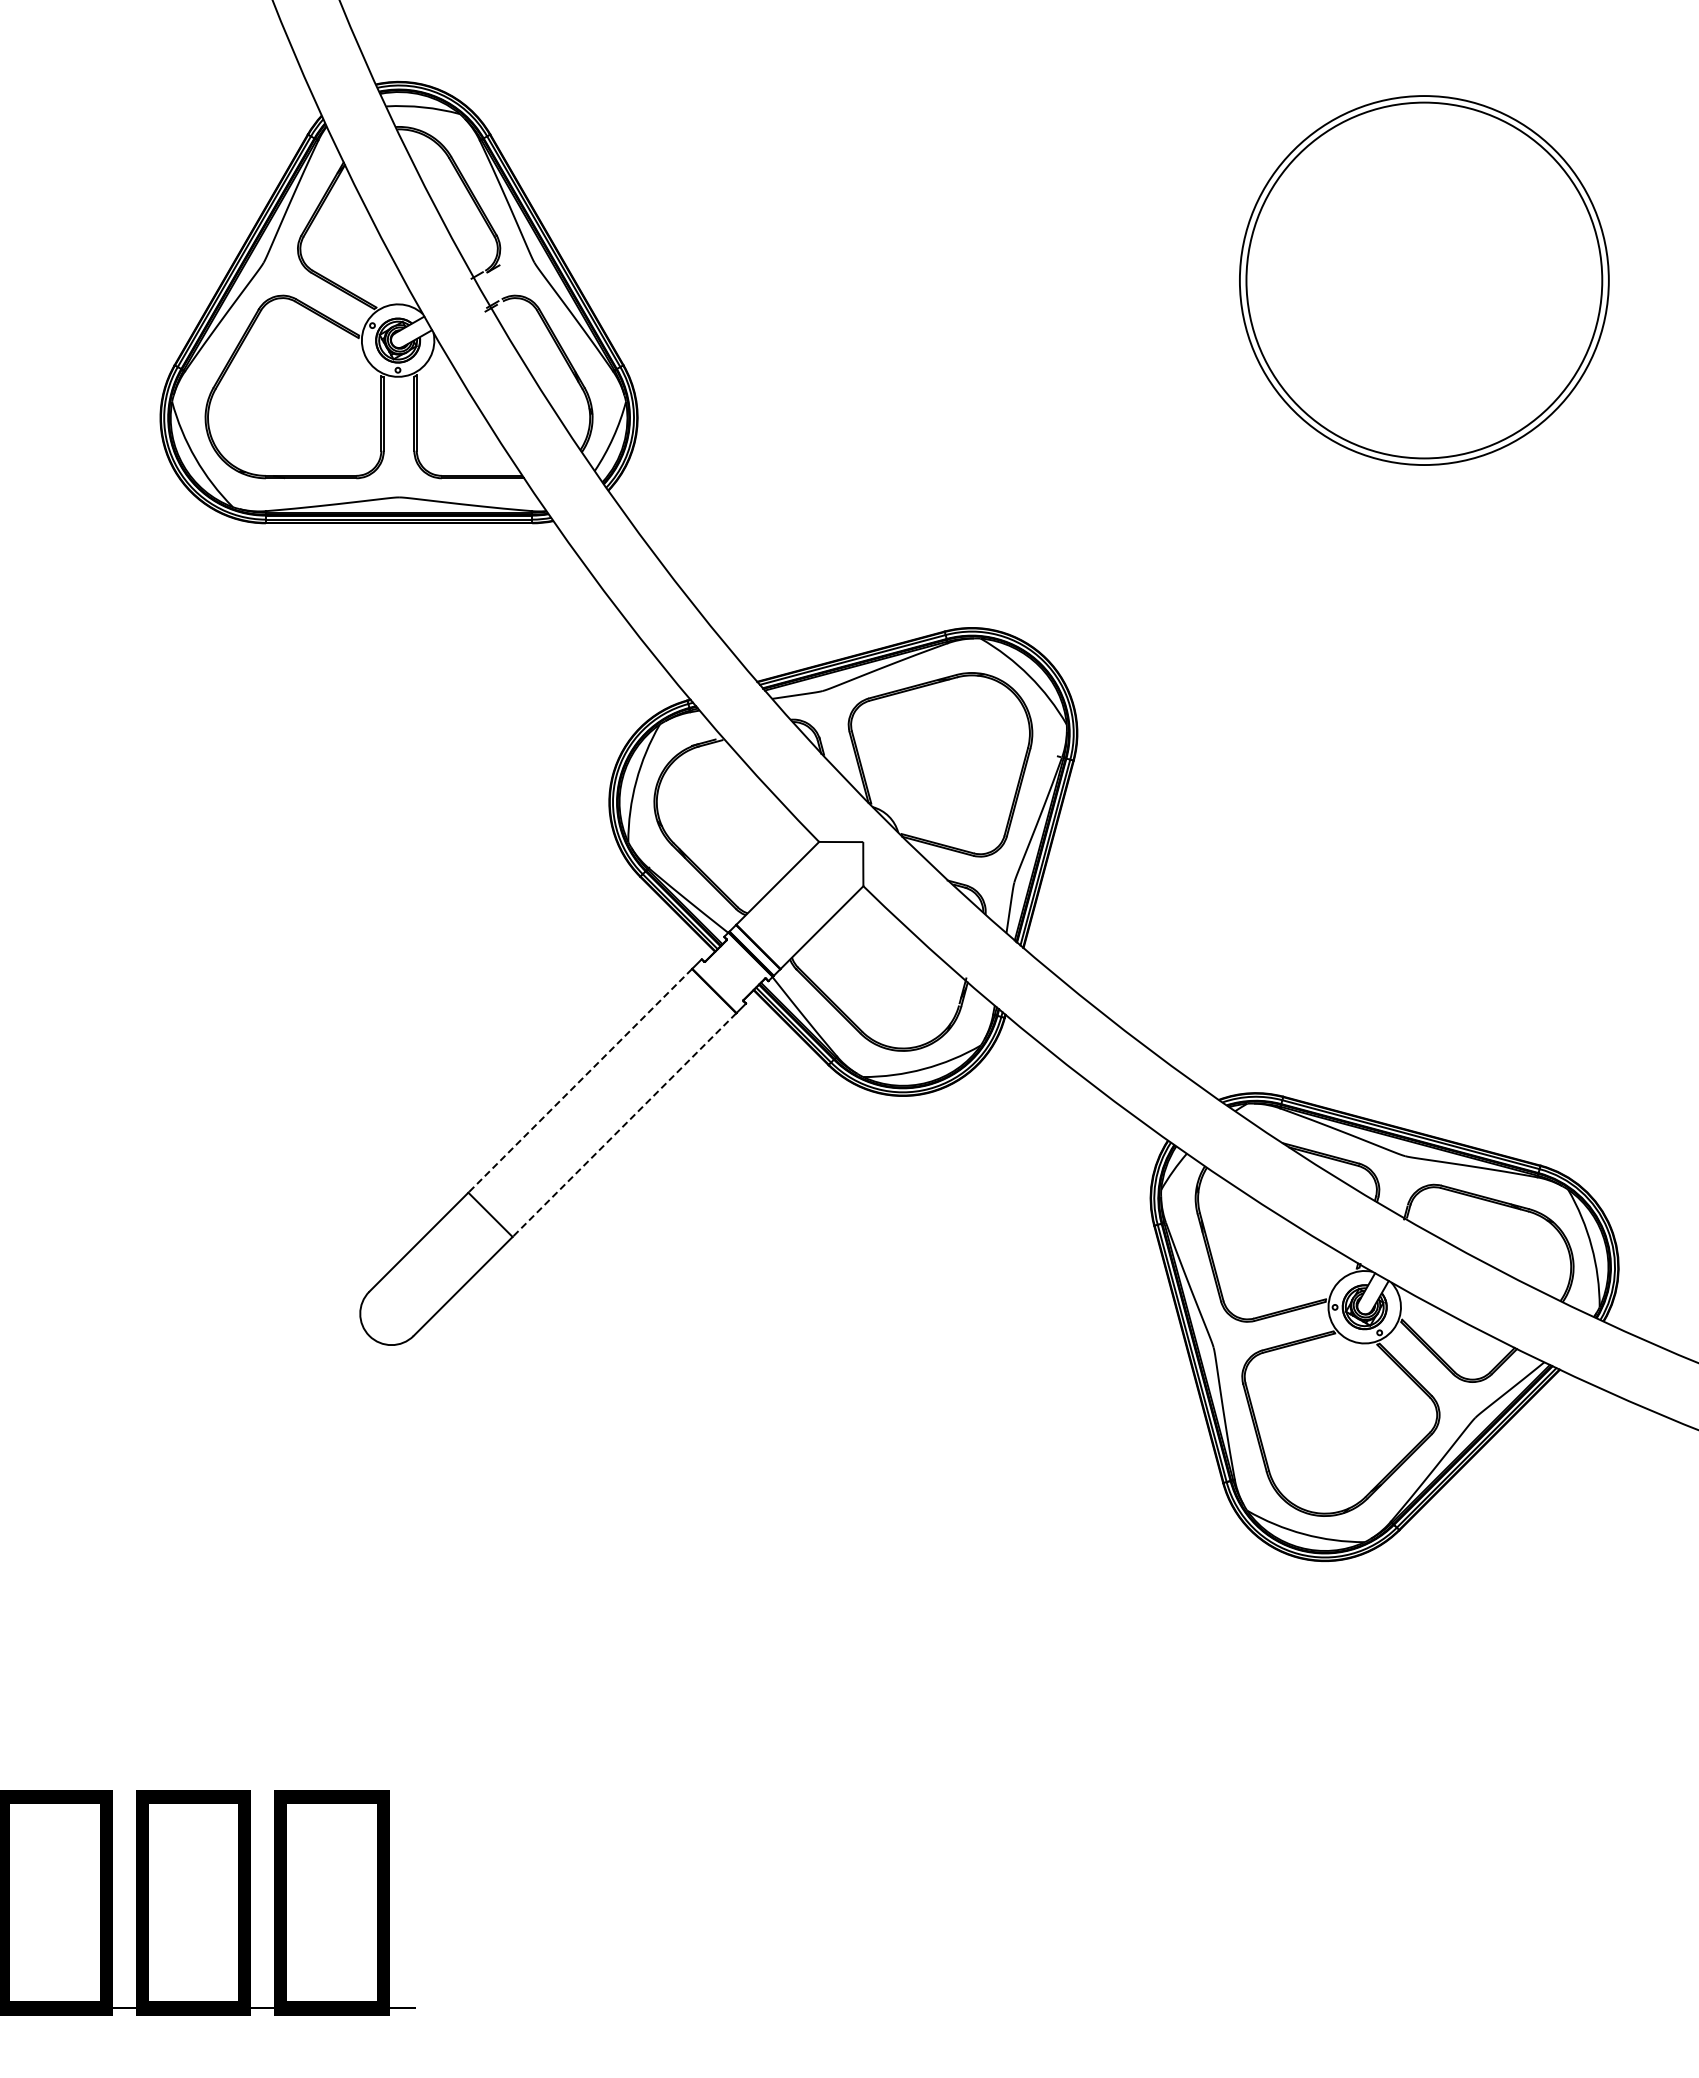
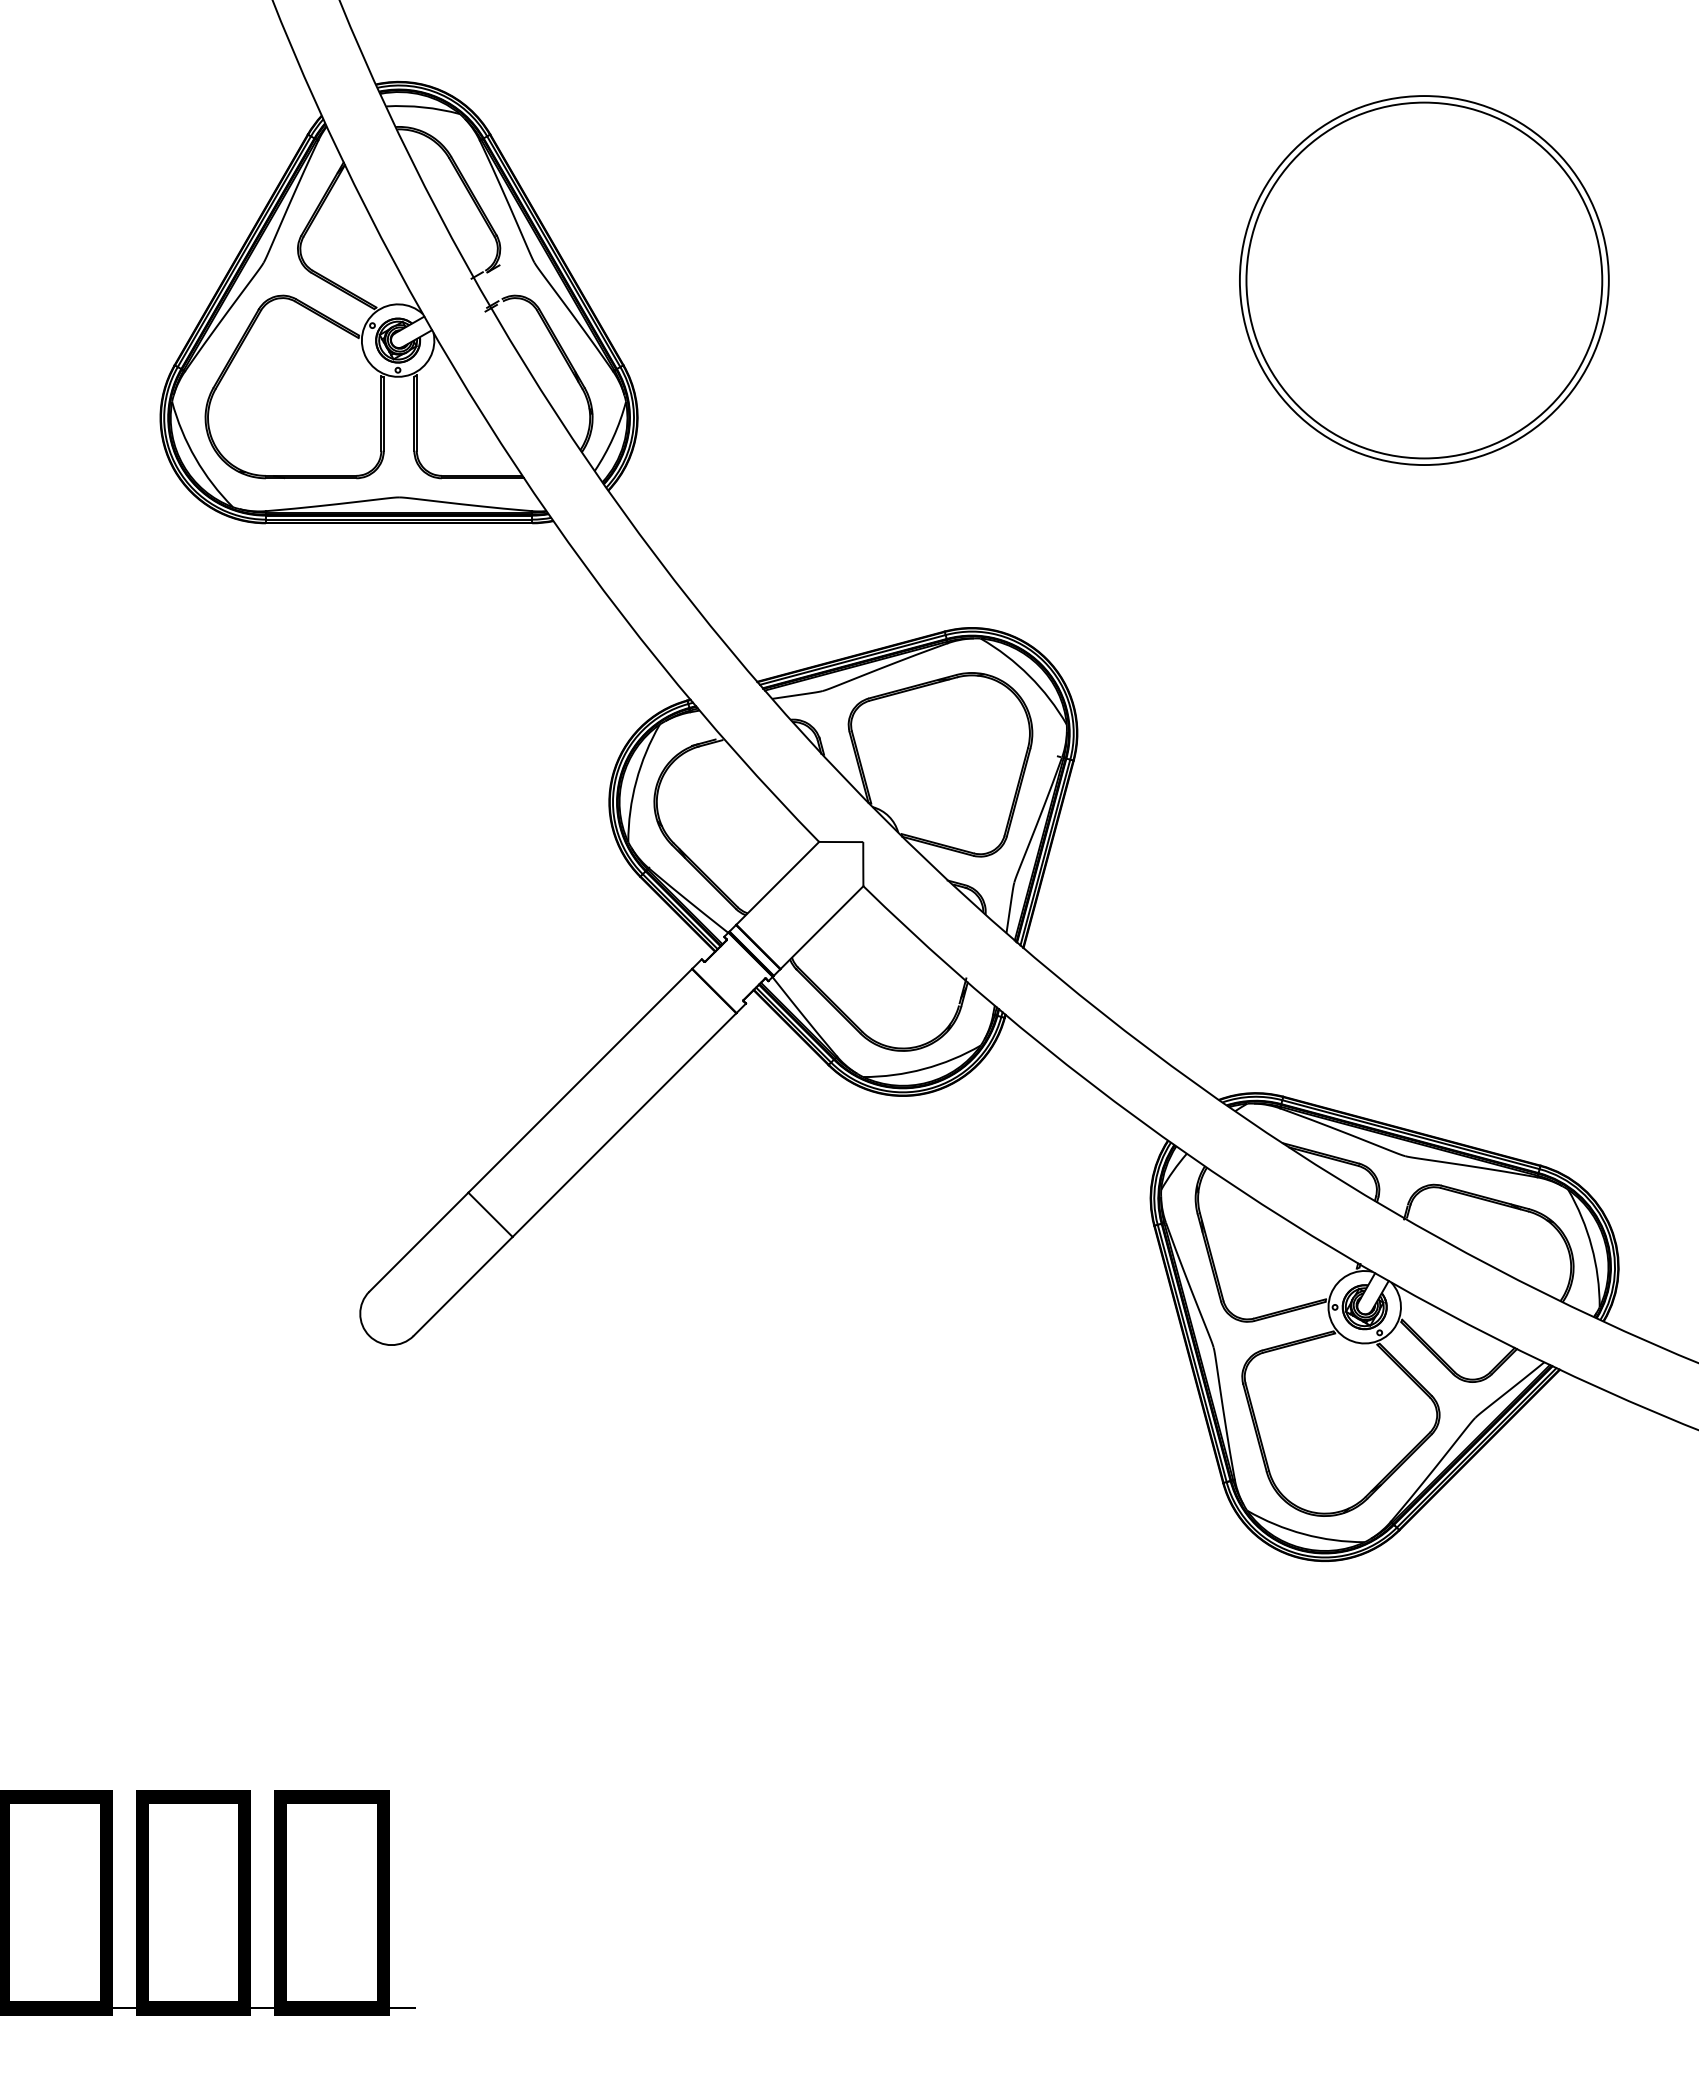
line: dashed -> solid (579, 1081)
line: dashed -> solid (624, 1125)
